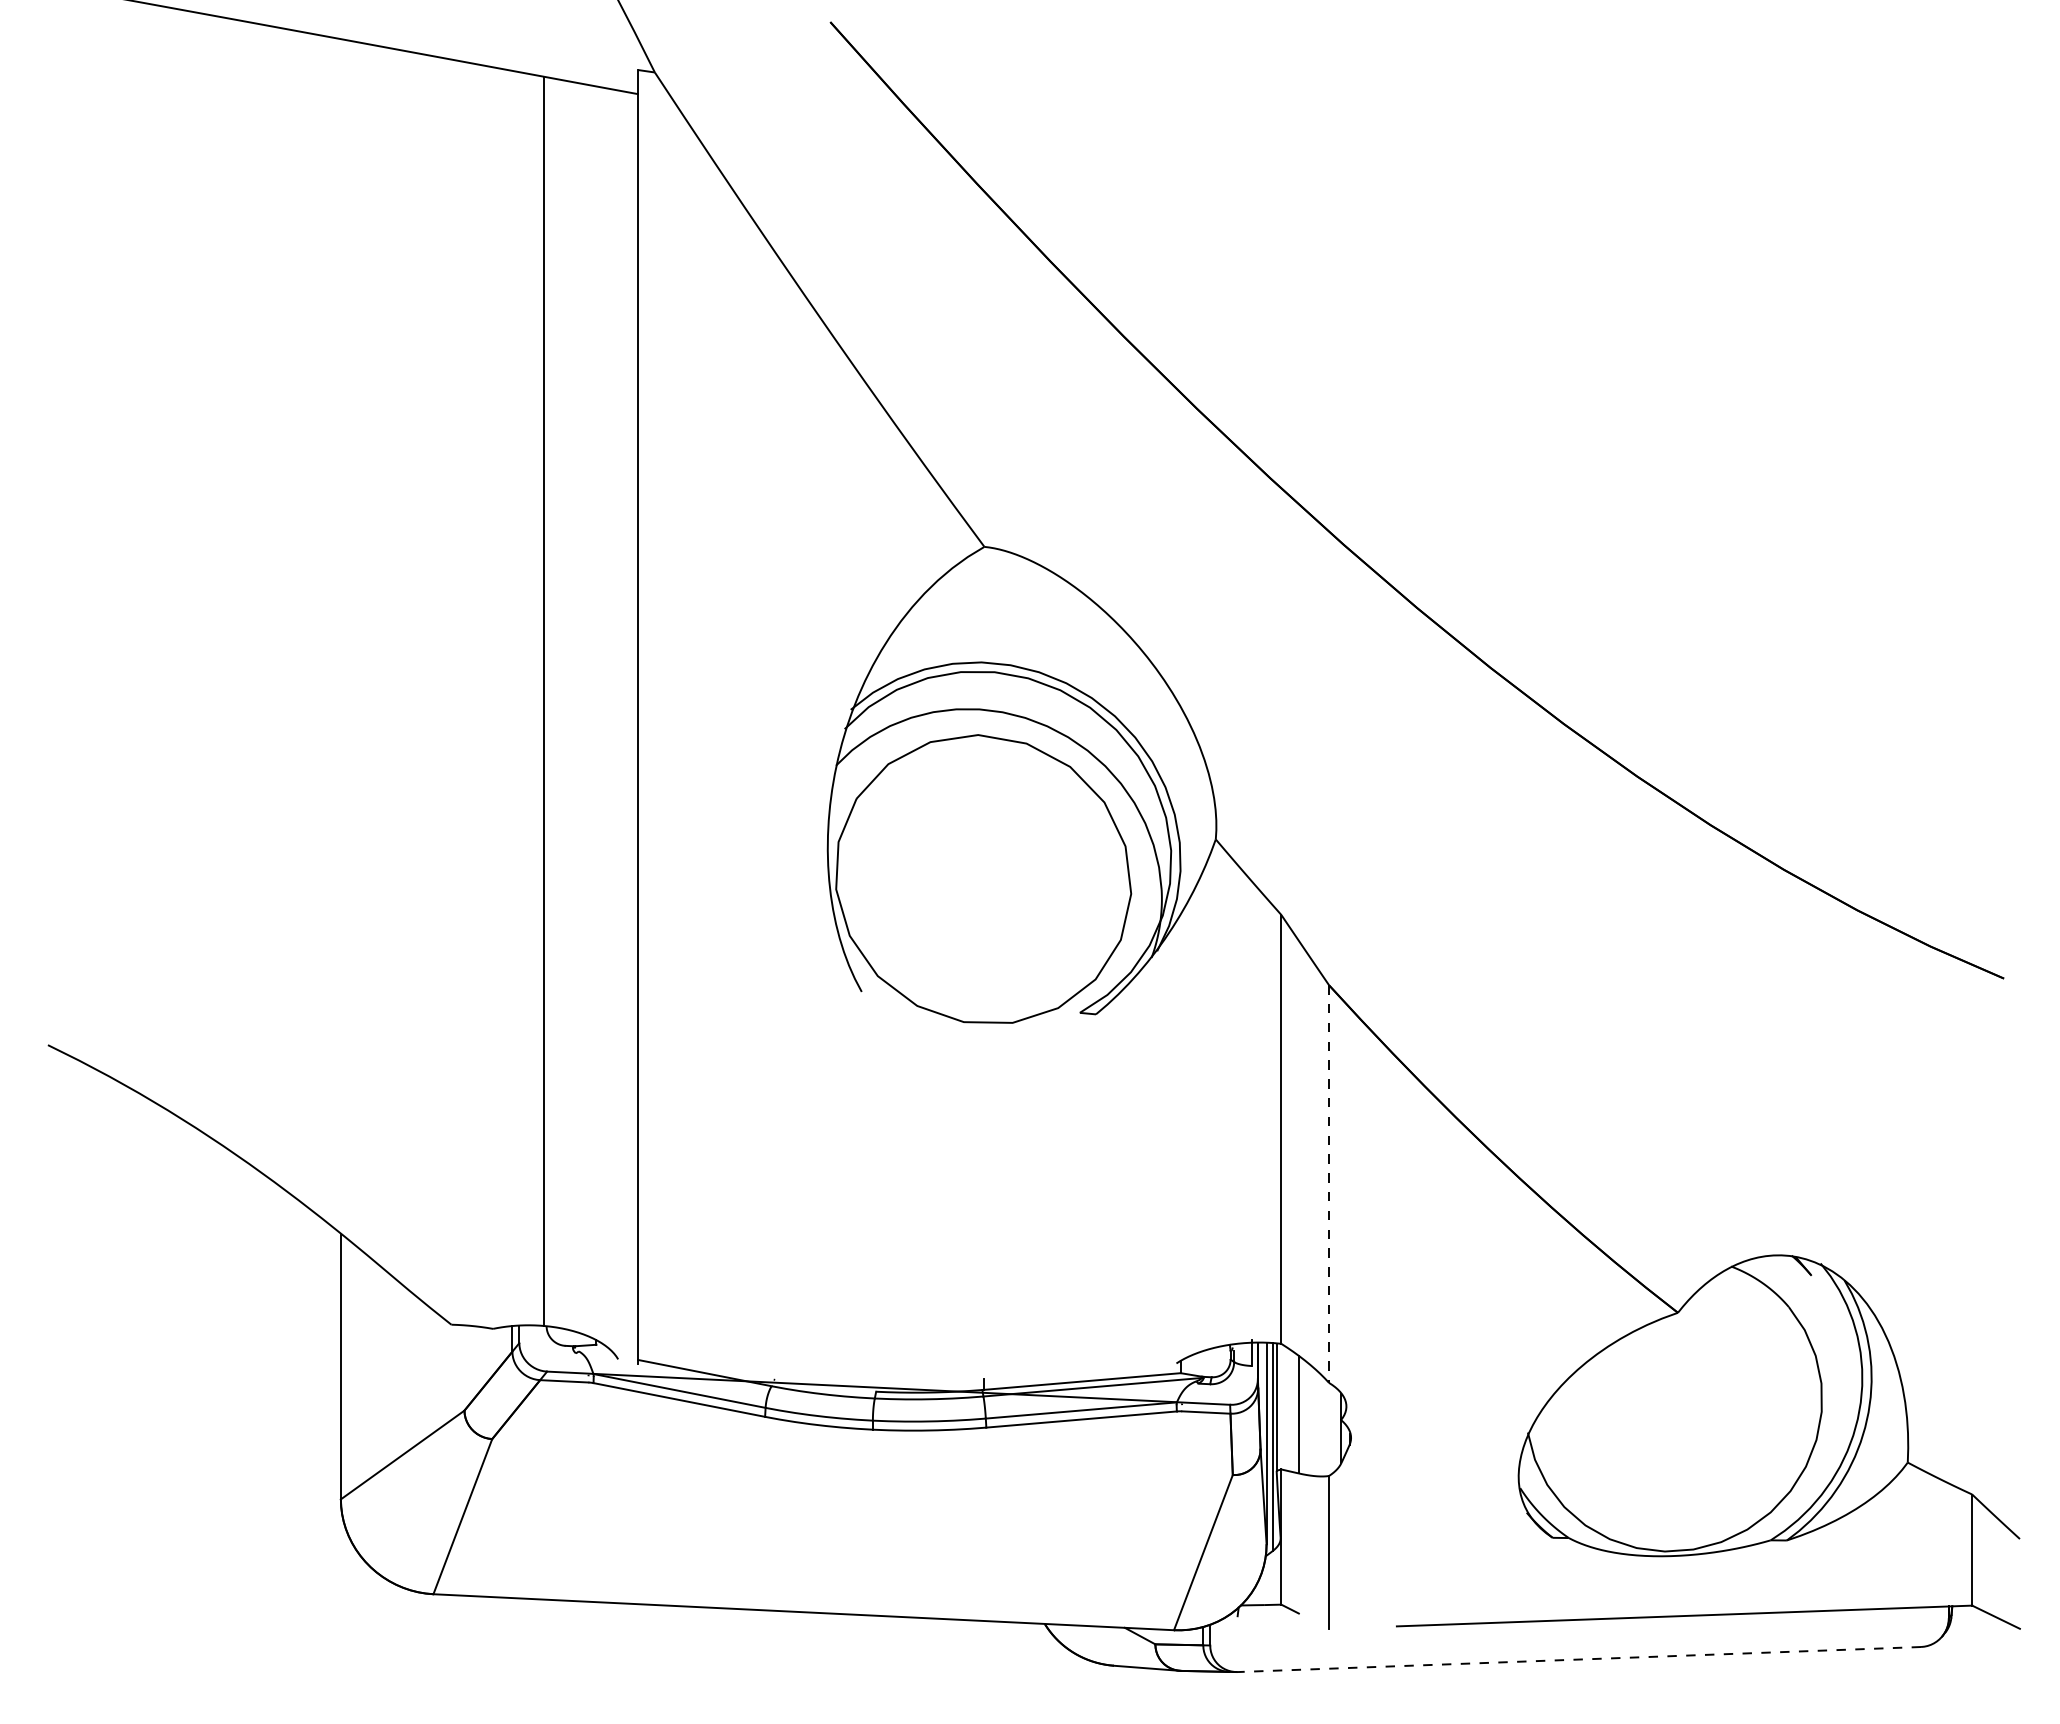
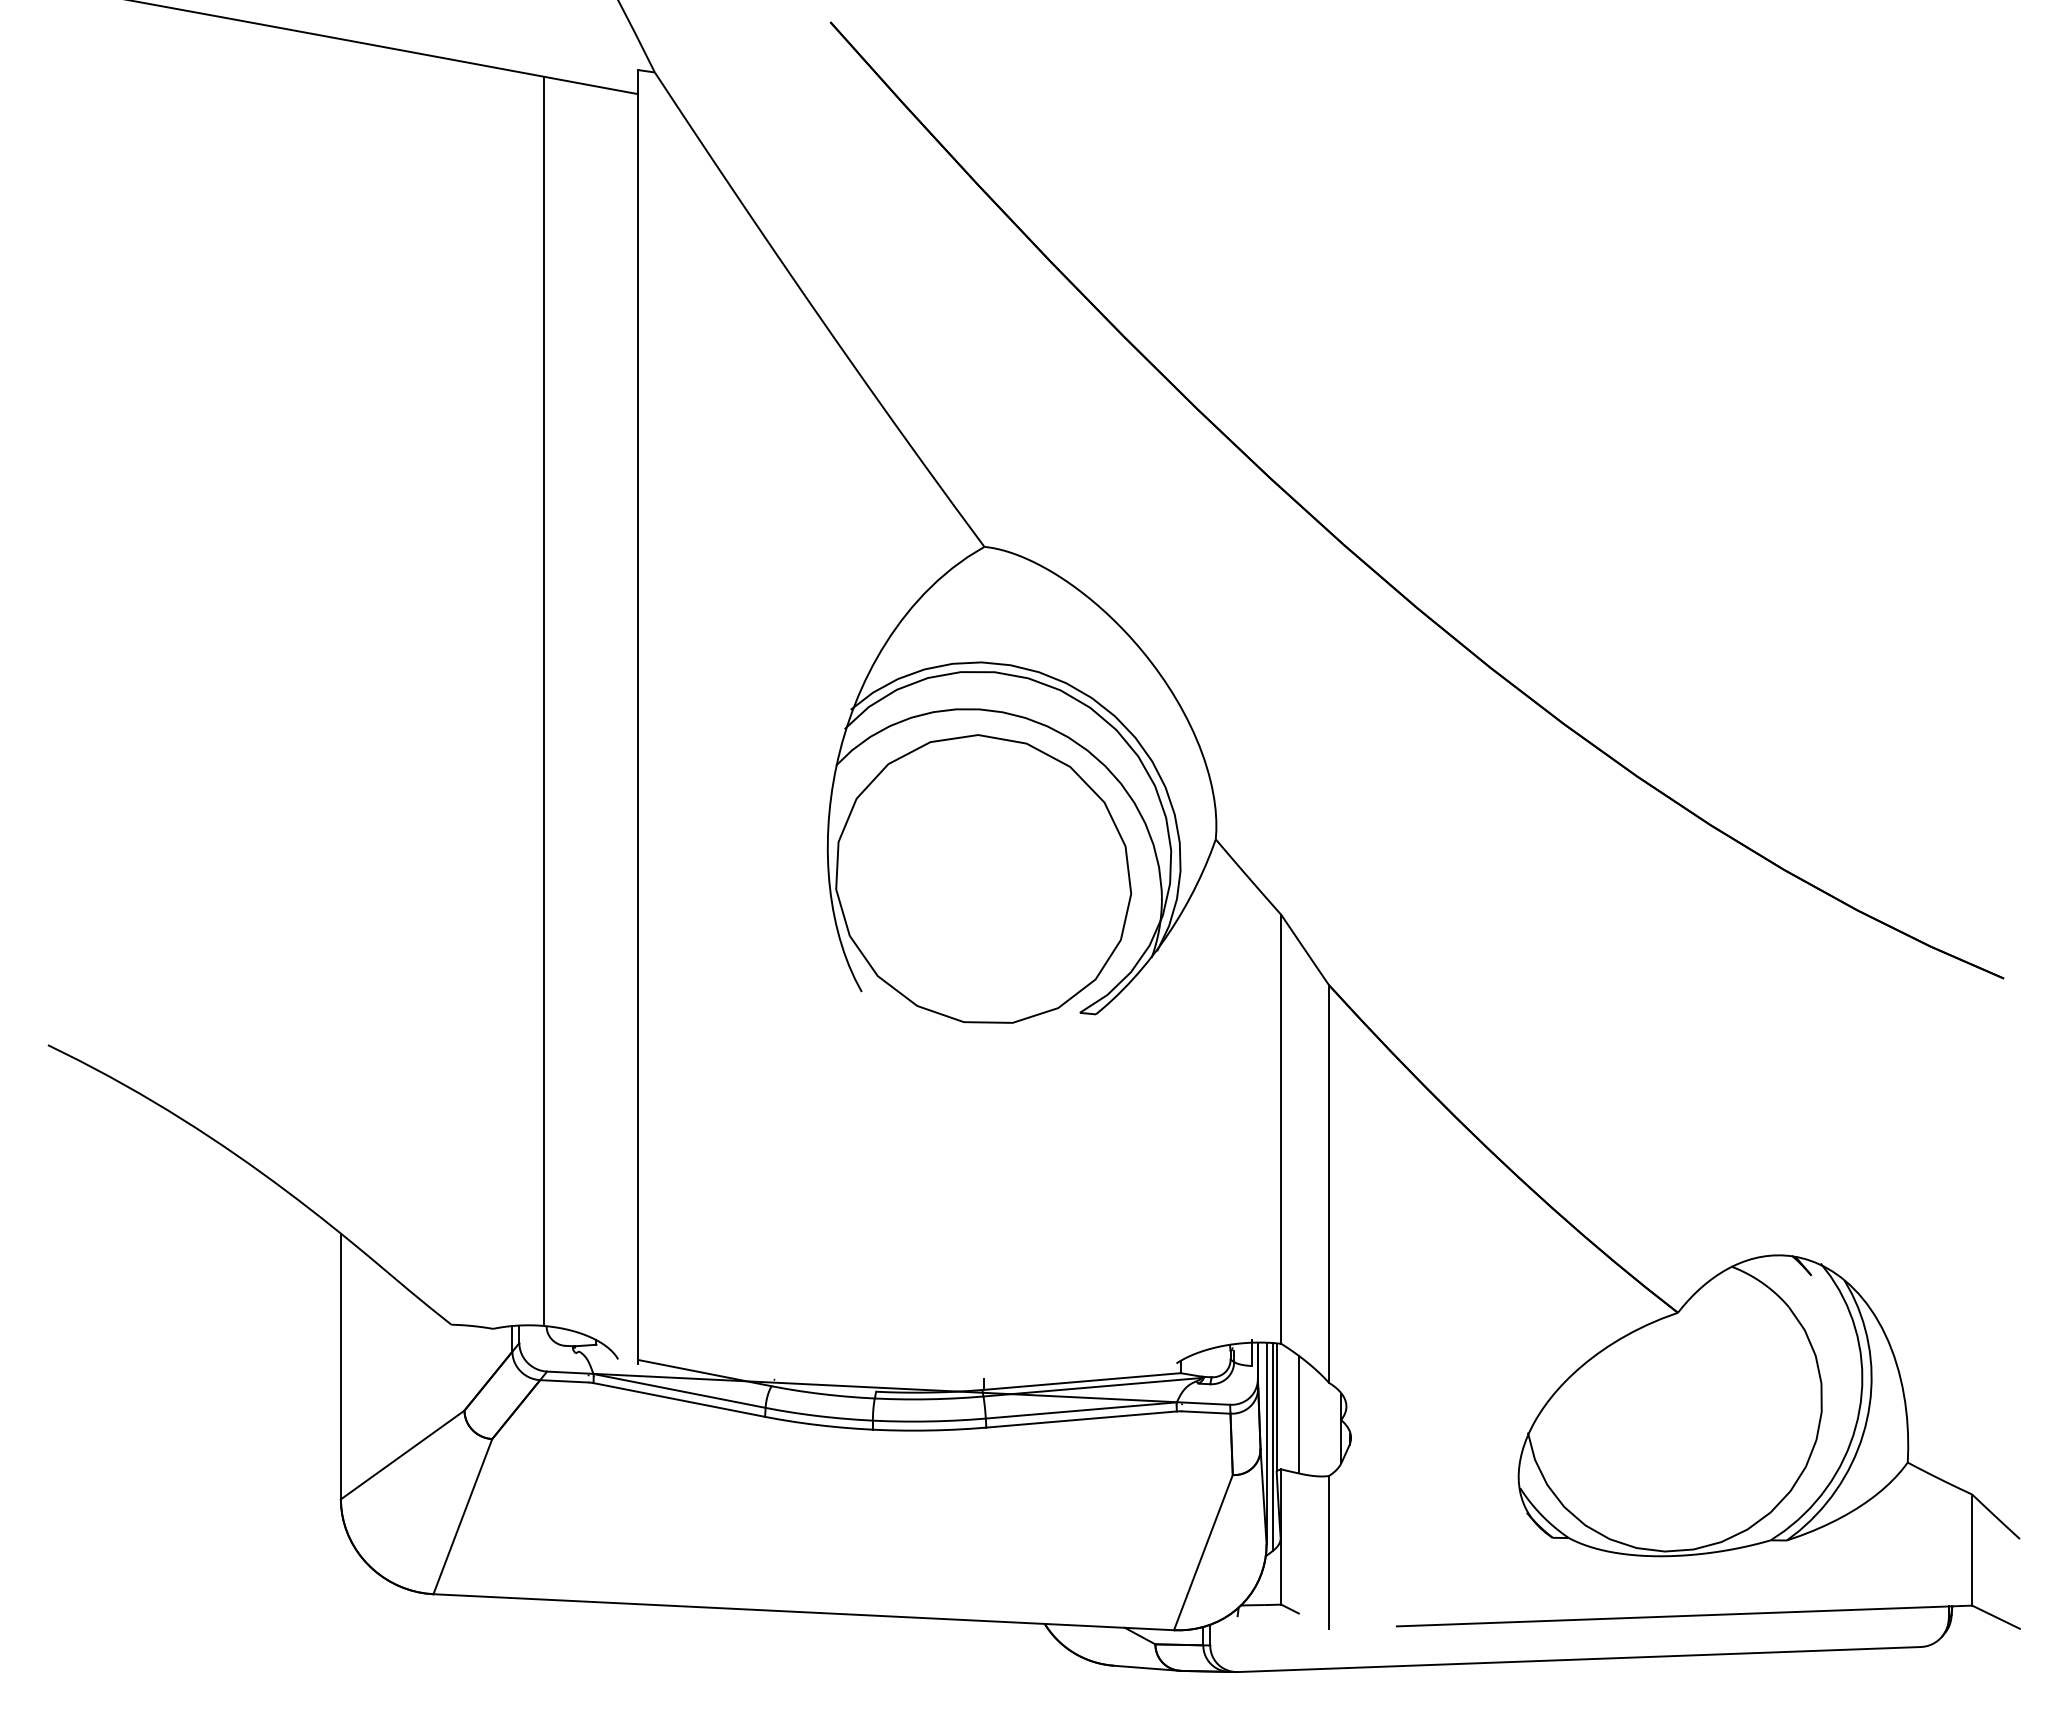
line: dashed -> solid (1329, 1184)
line: dashed -> solid (1579, 1659)
